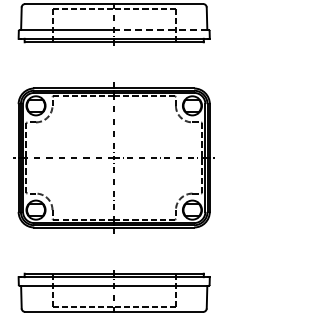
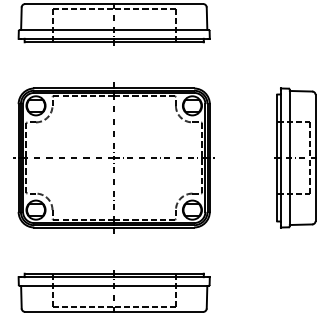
line: dashed -> solid (161, 30)
part: none -> present (295, 157)
